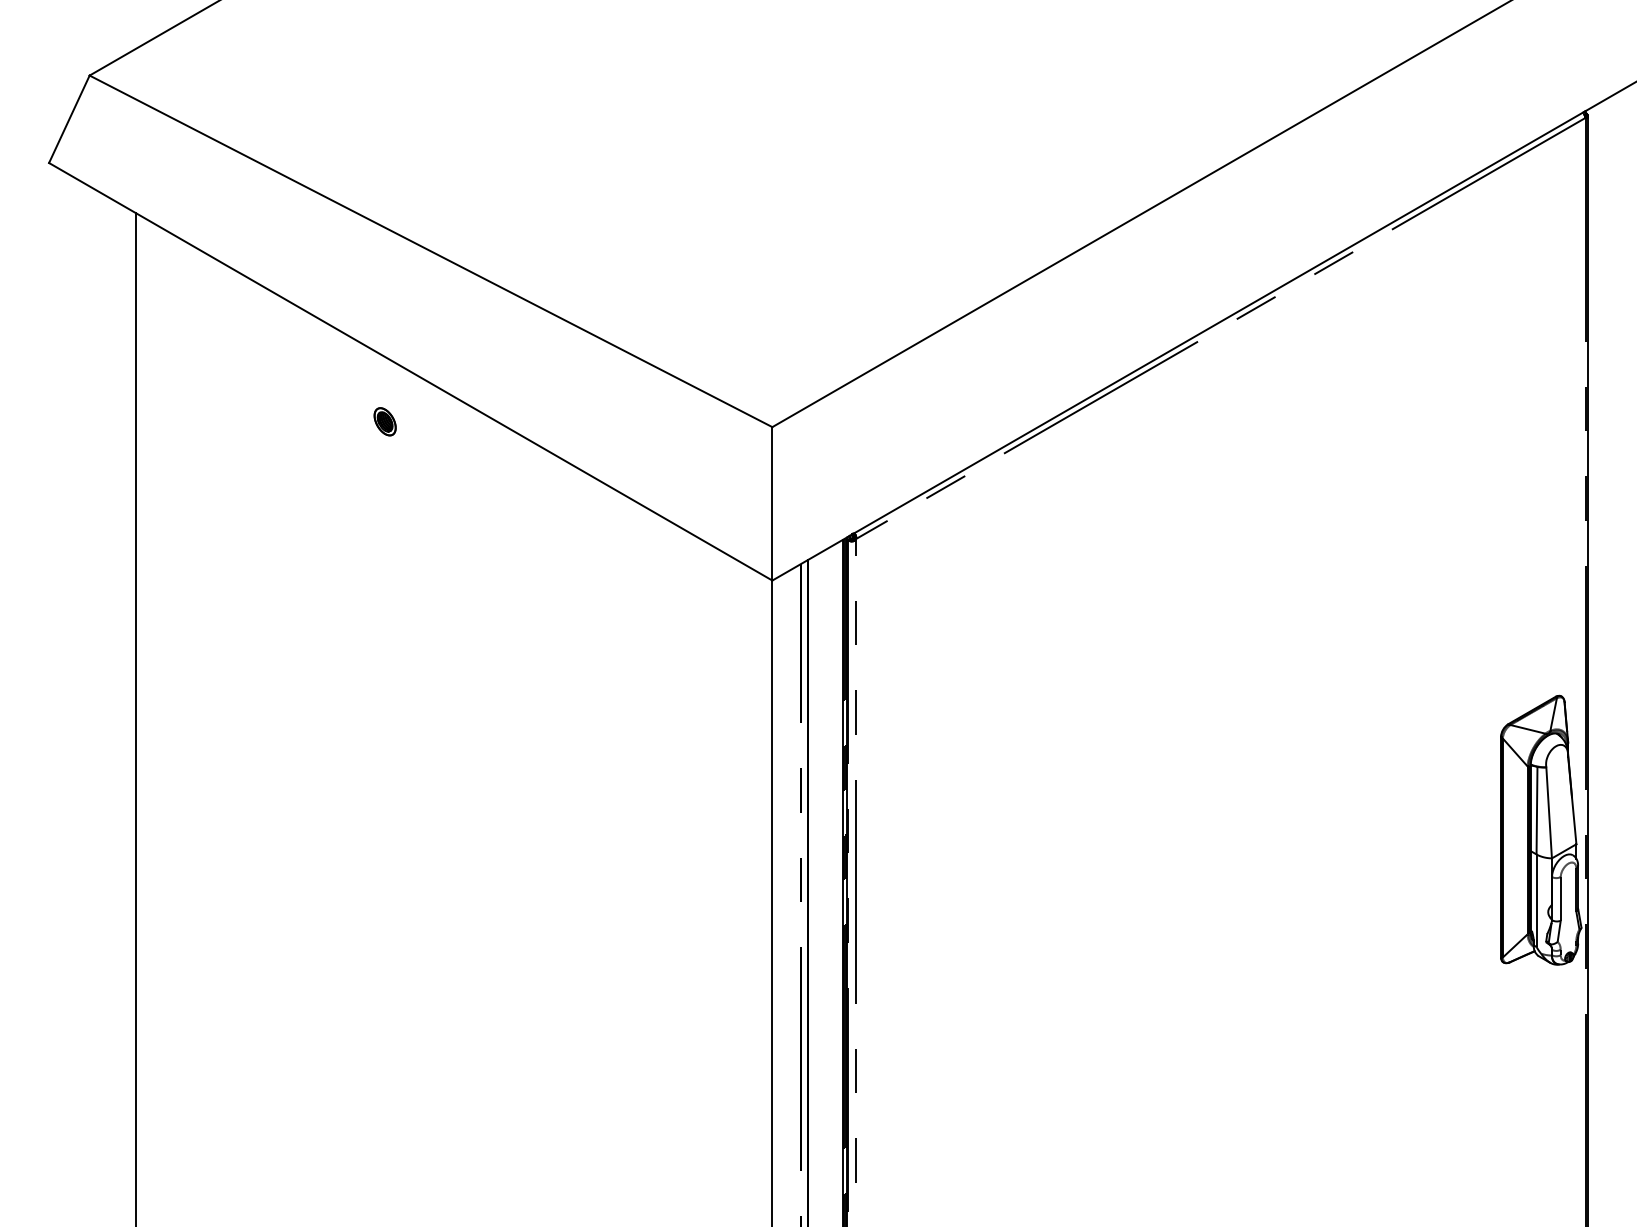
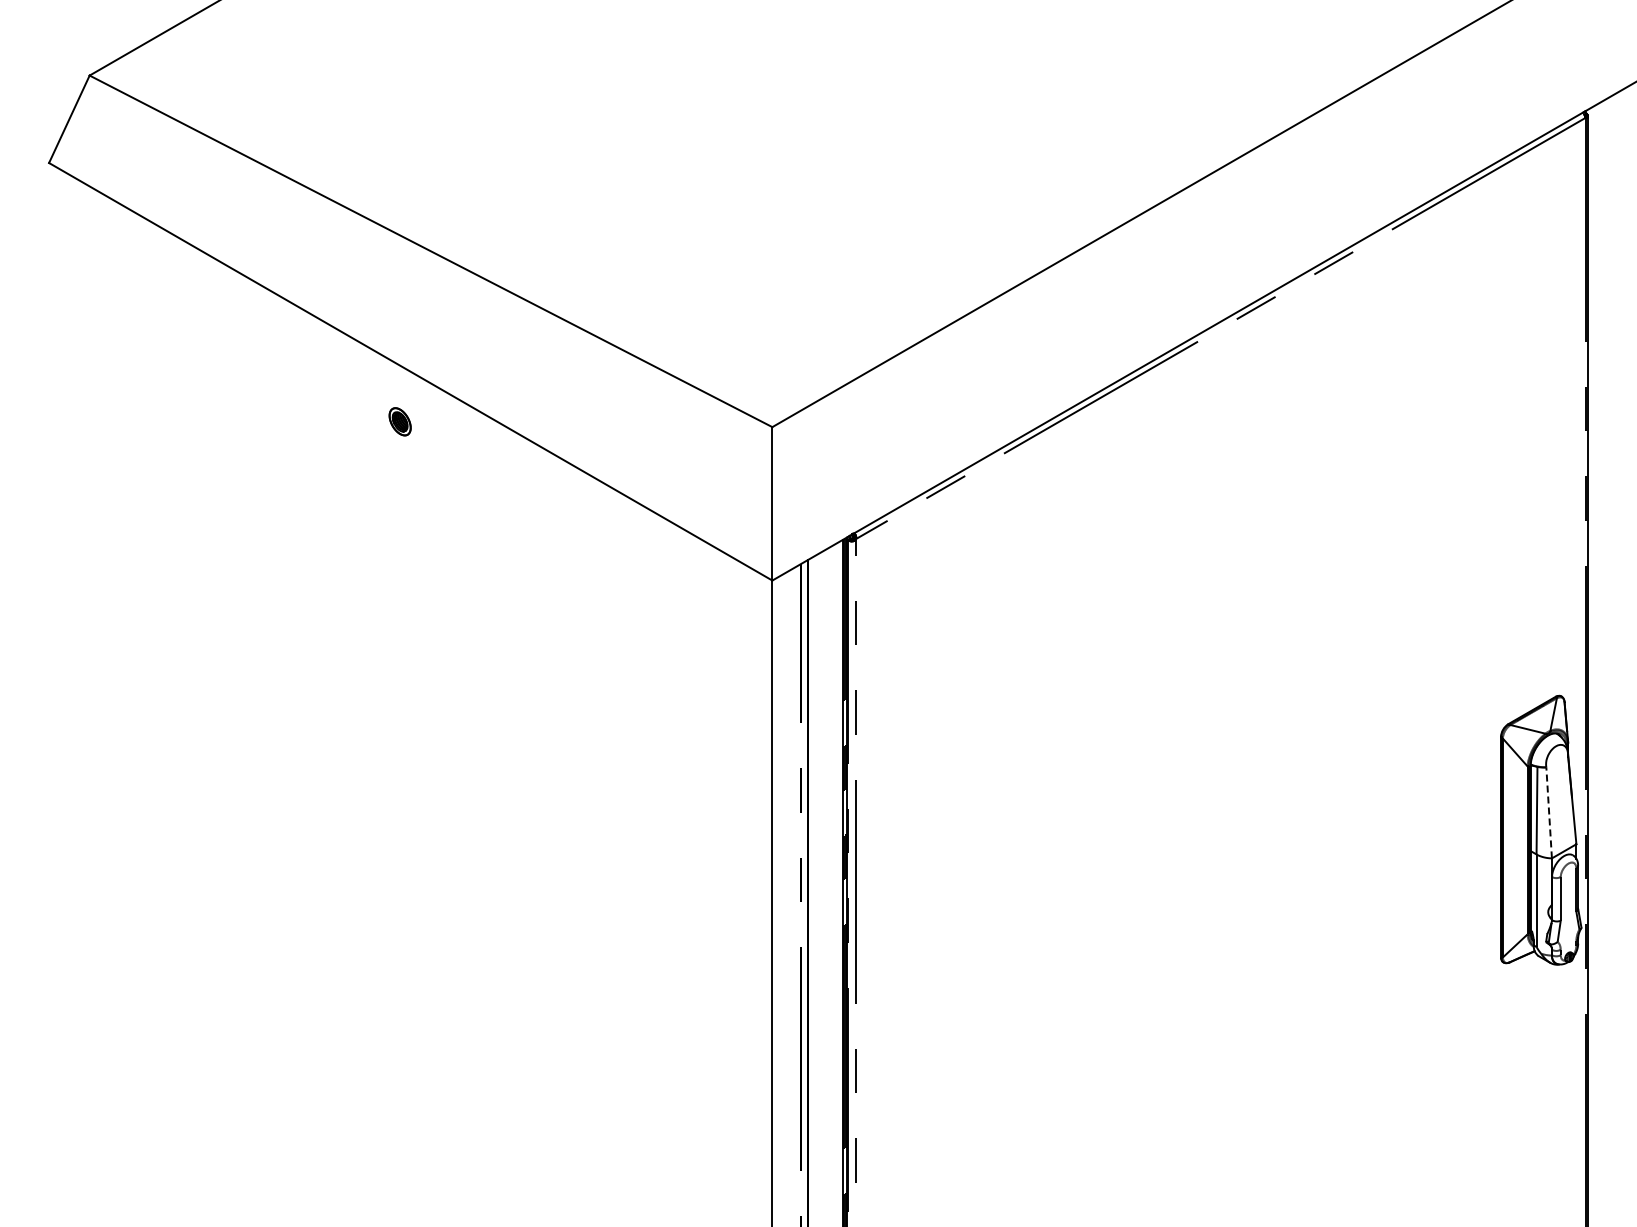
part position: (384, 421) -> (399, 421) (399, 421)
line: present -> none (135, 718)
line: solid -> dashed (1549, 812)
